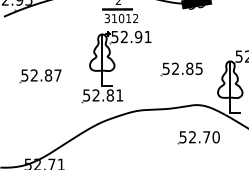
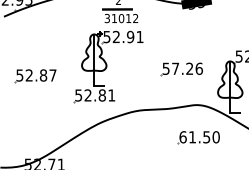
part position: (116, 66) -> (108, 66) (108, 66)
text: 52.85 -> 57.26 (187, 68)
part position: (40, 76) -> (35, 76) (35, 76)
text: 52.70 -> 61.50 (194, 137)
